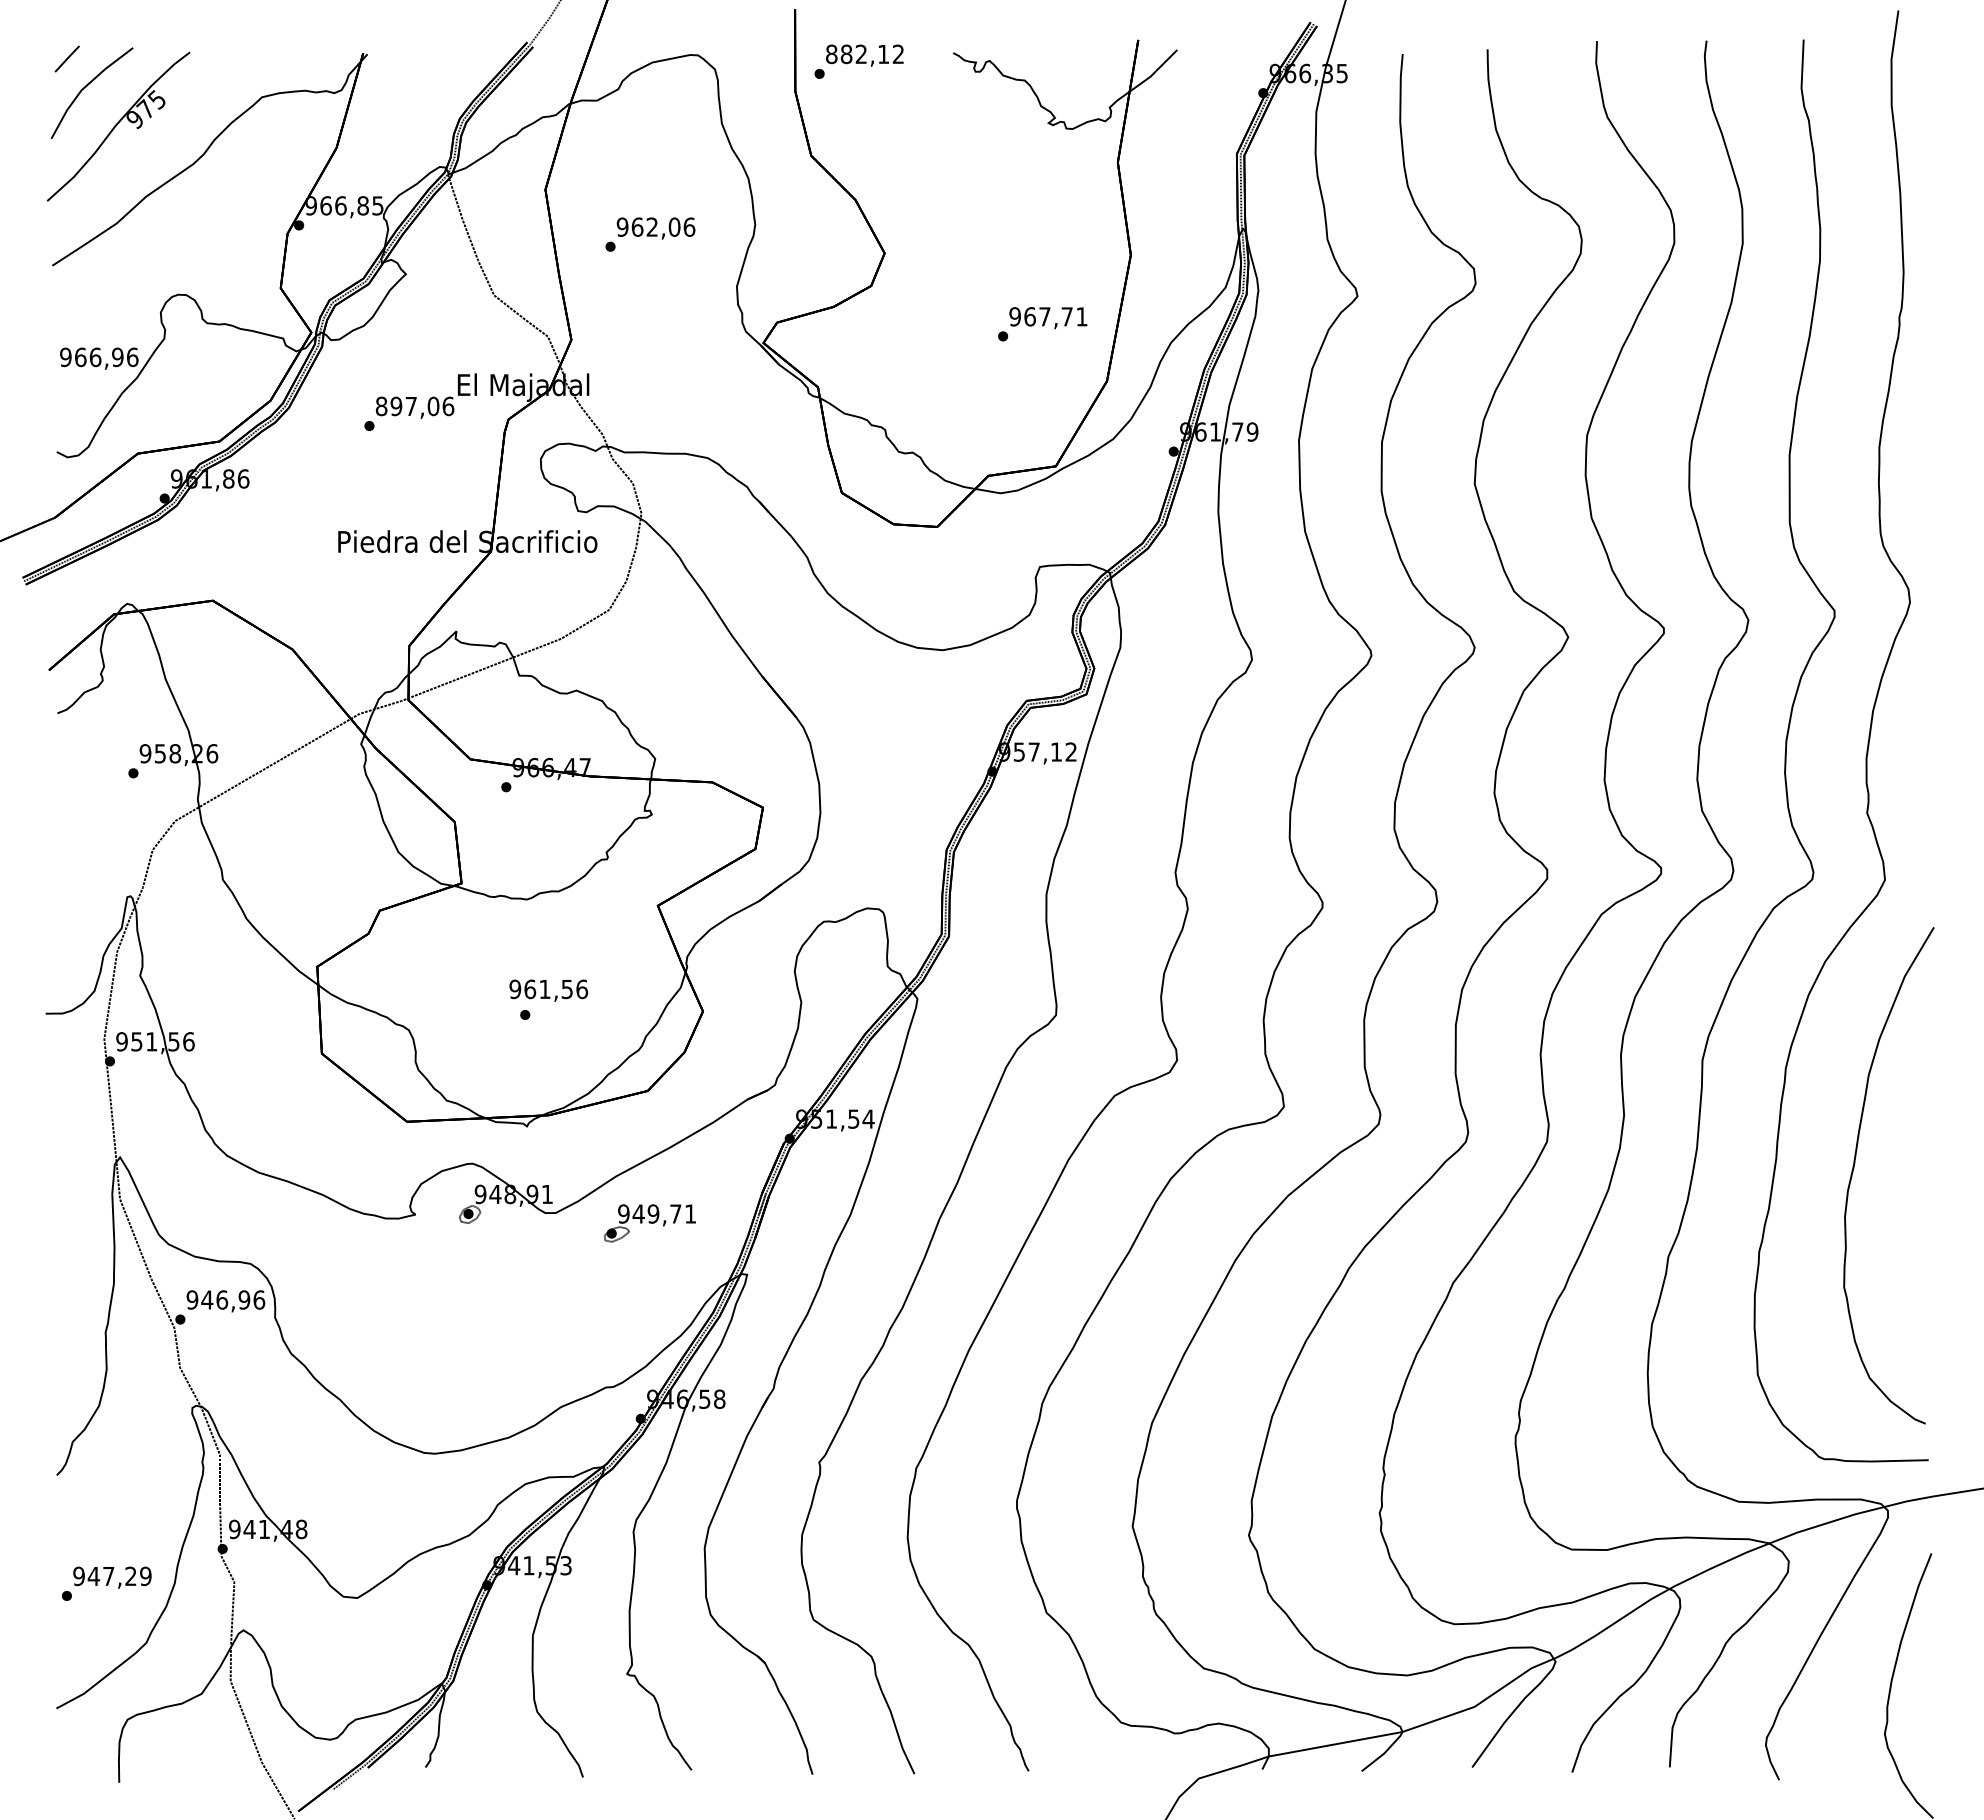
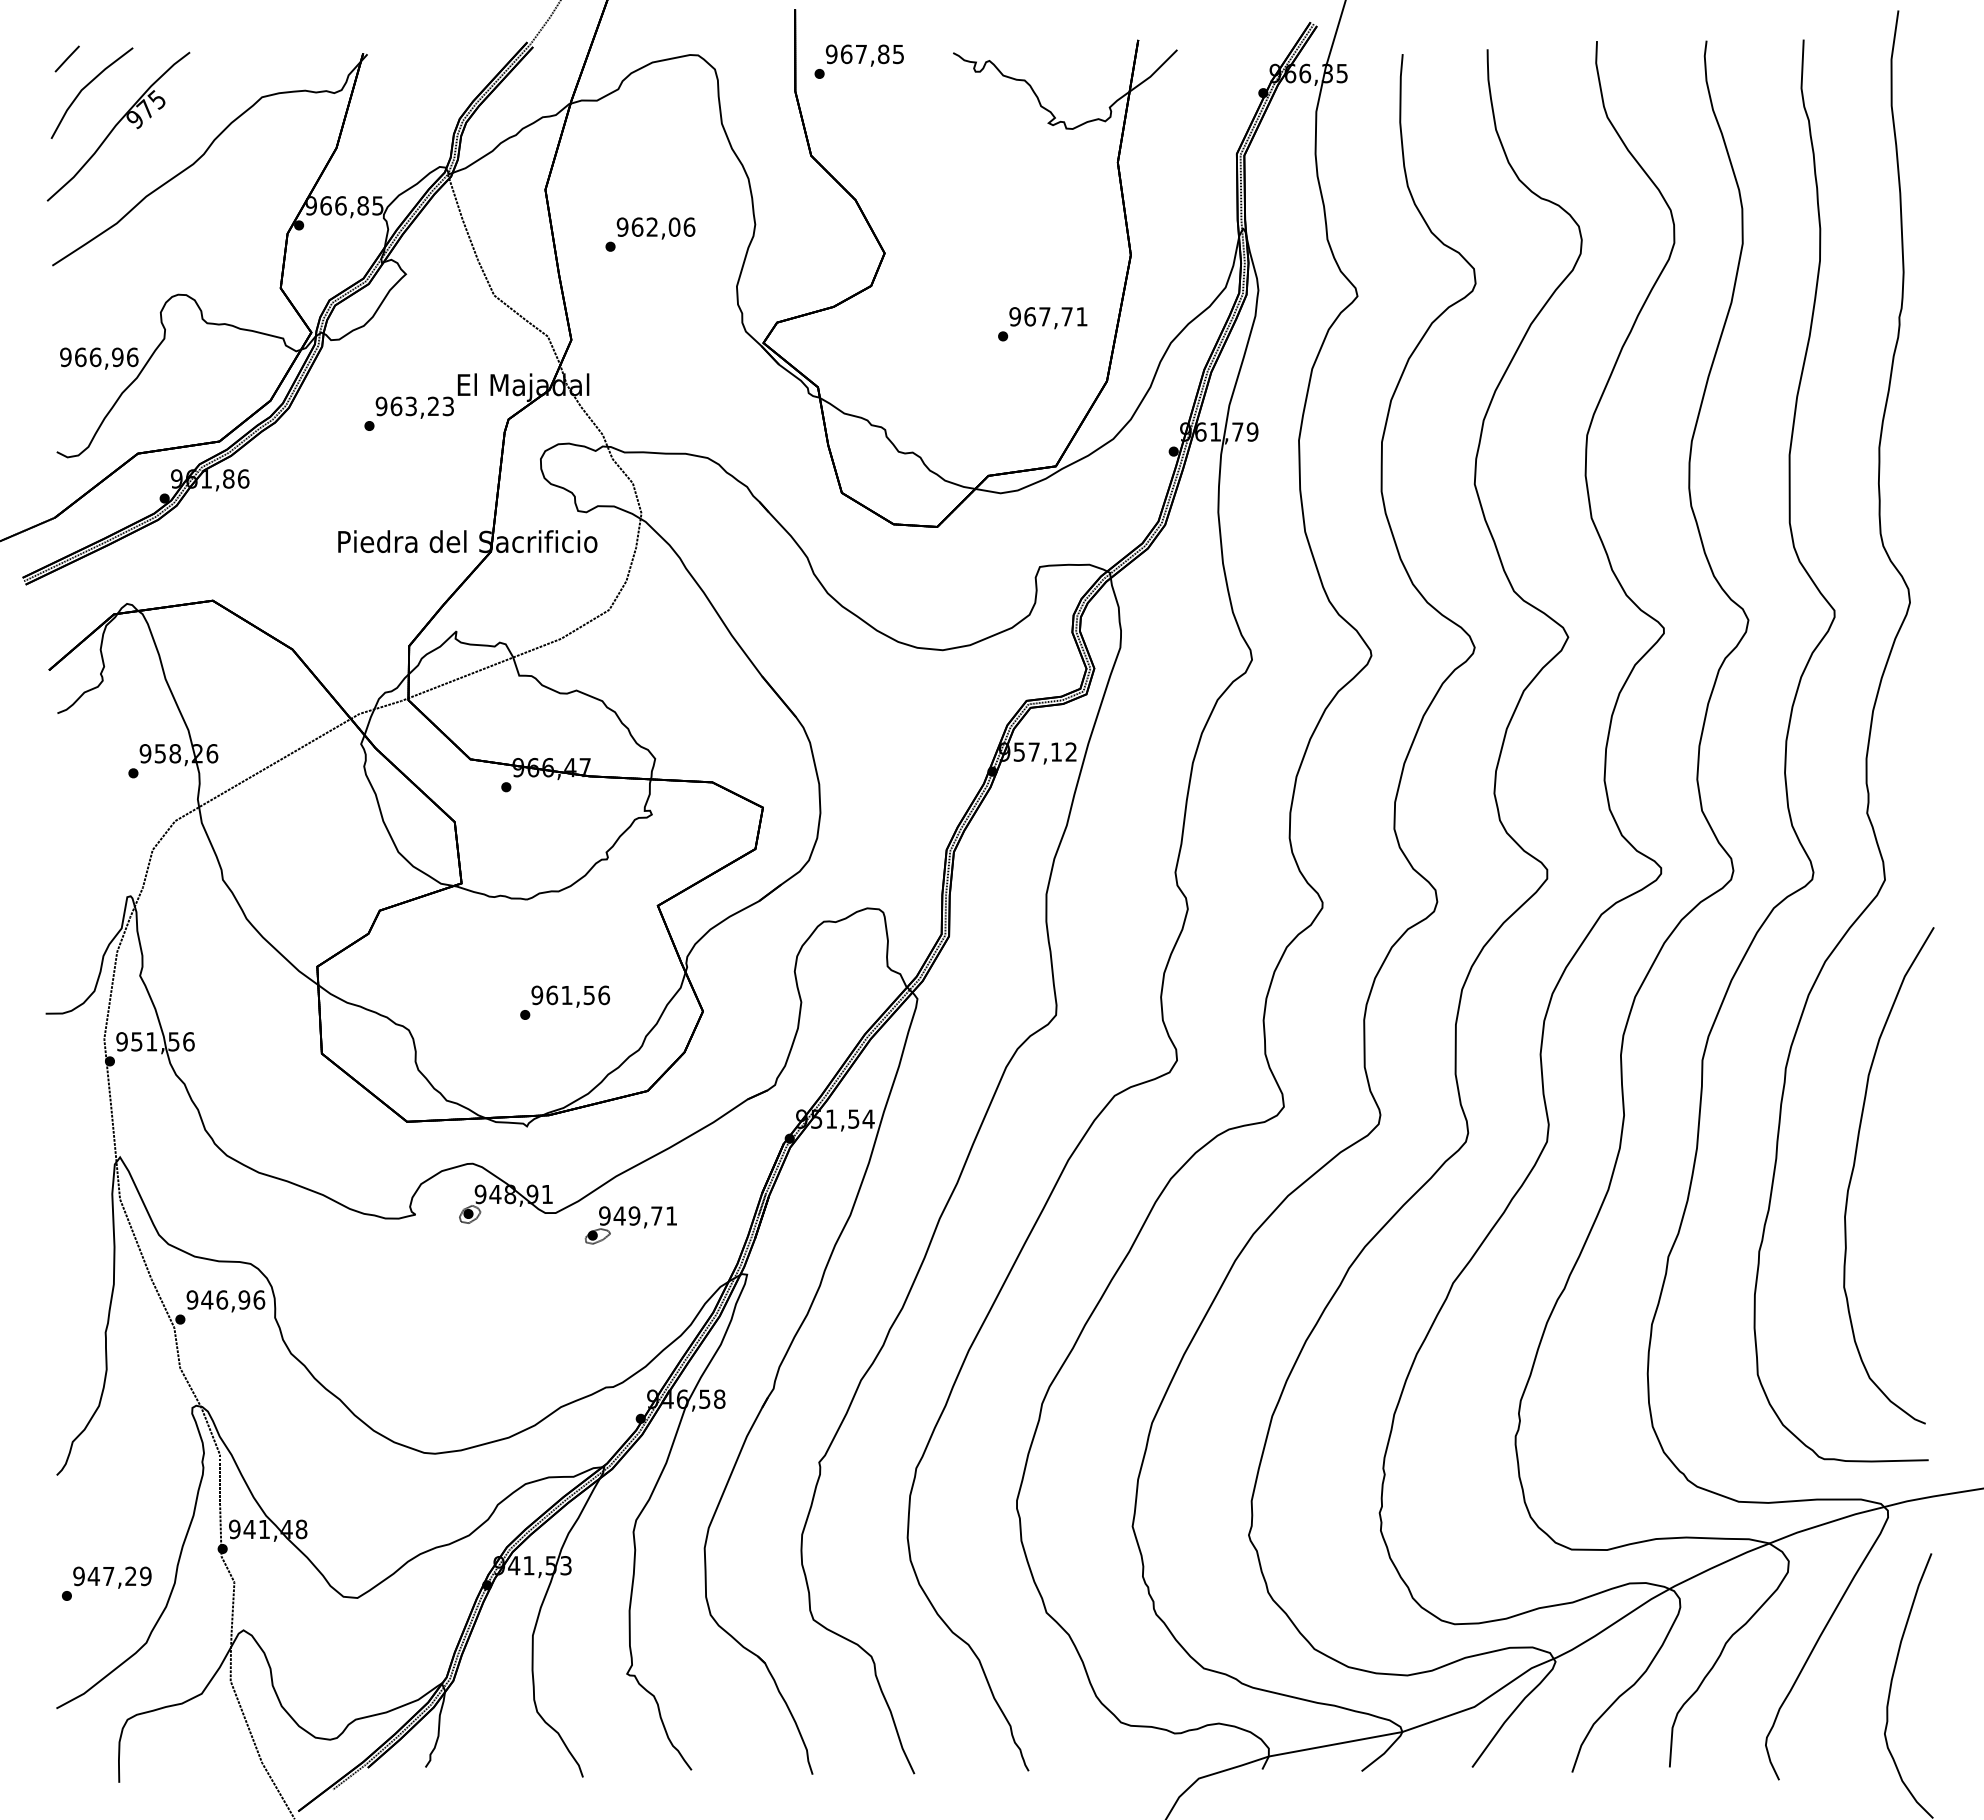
text: 882,12 -> 967,85 (864, 54)
text: 897,06 -> 963,23 (414, 406)
text position: (548, 990) -> (570, 996) (570, 996)
part position: (649, 1223) -> (630, 1225) (630, 1225)
